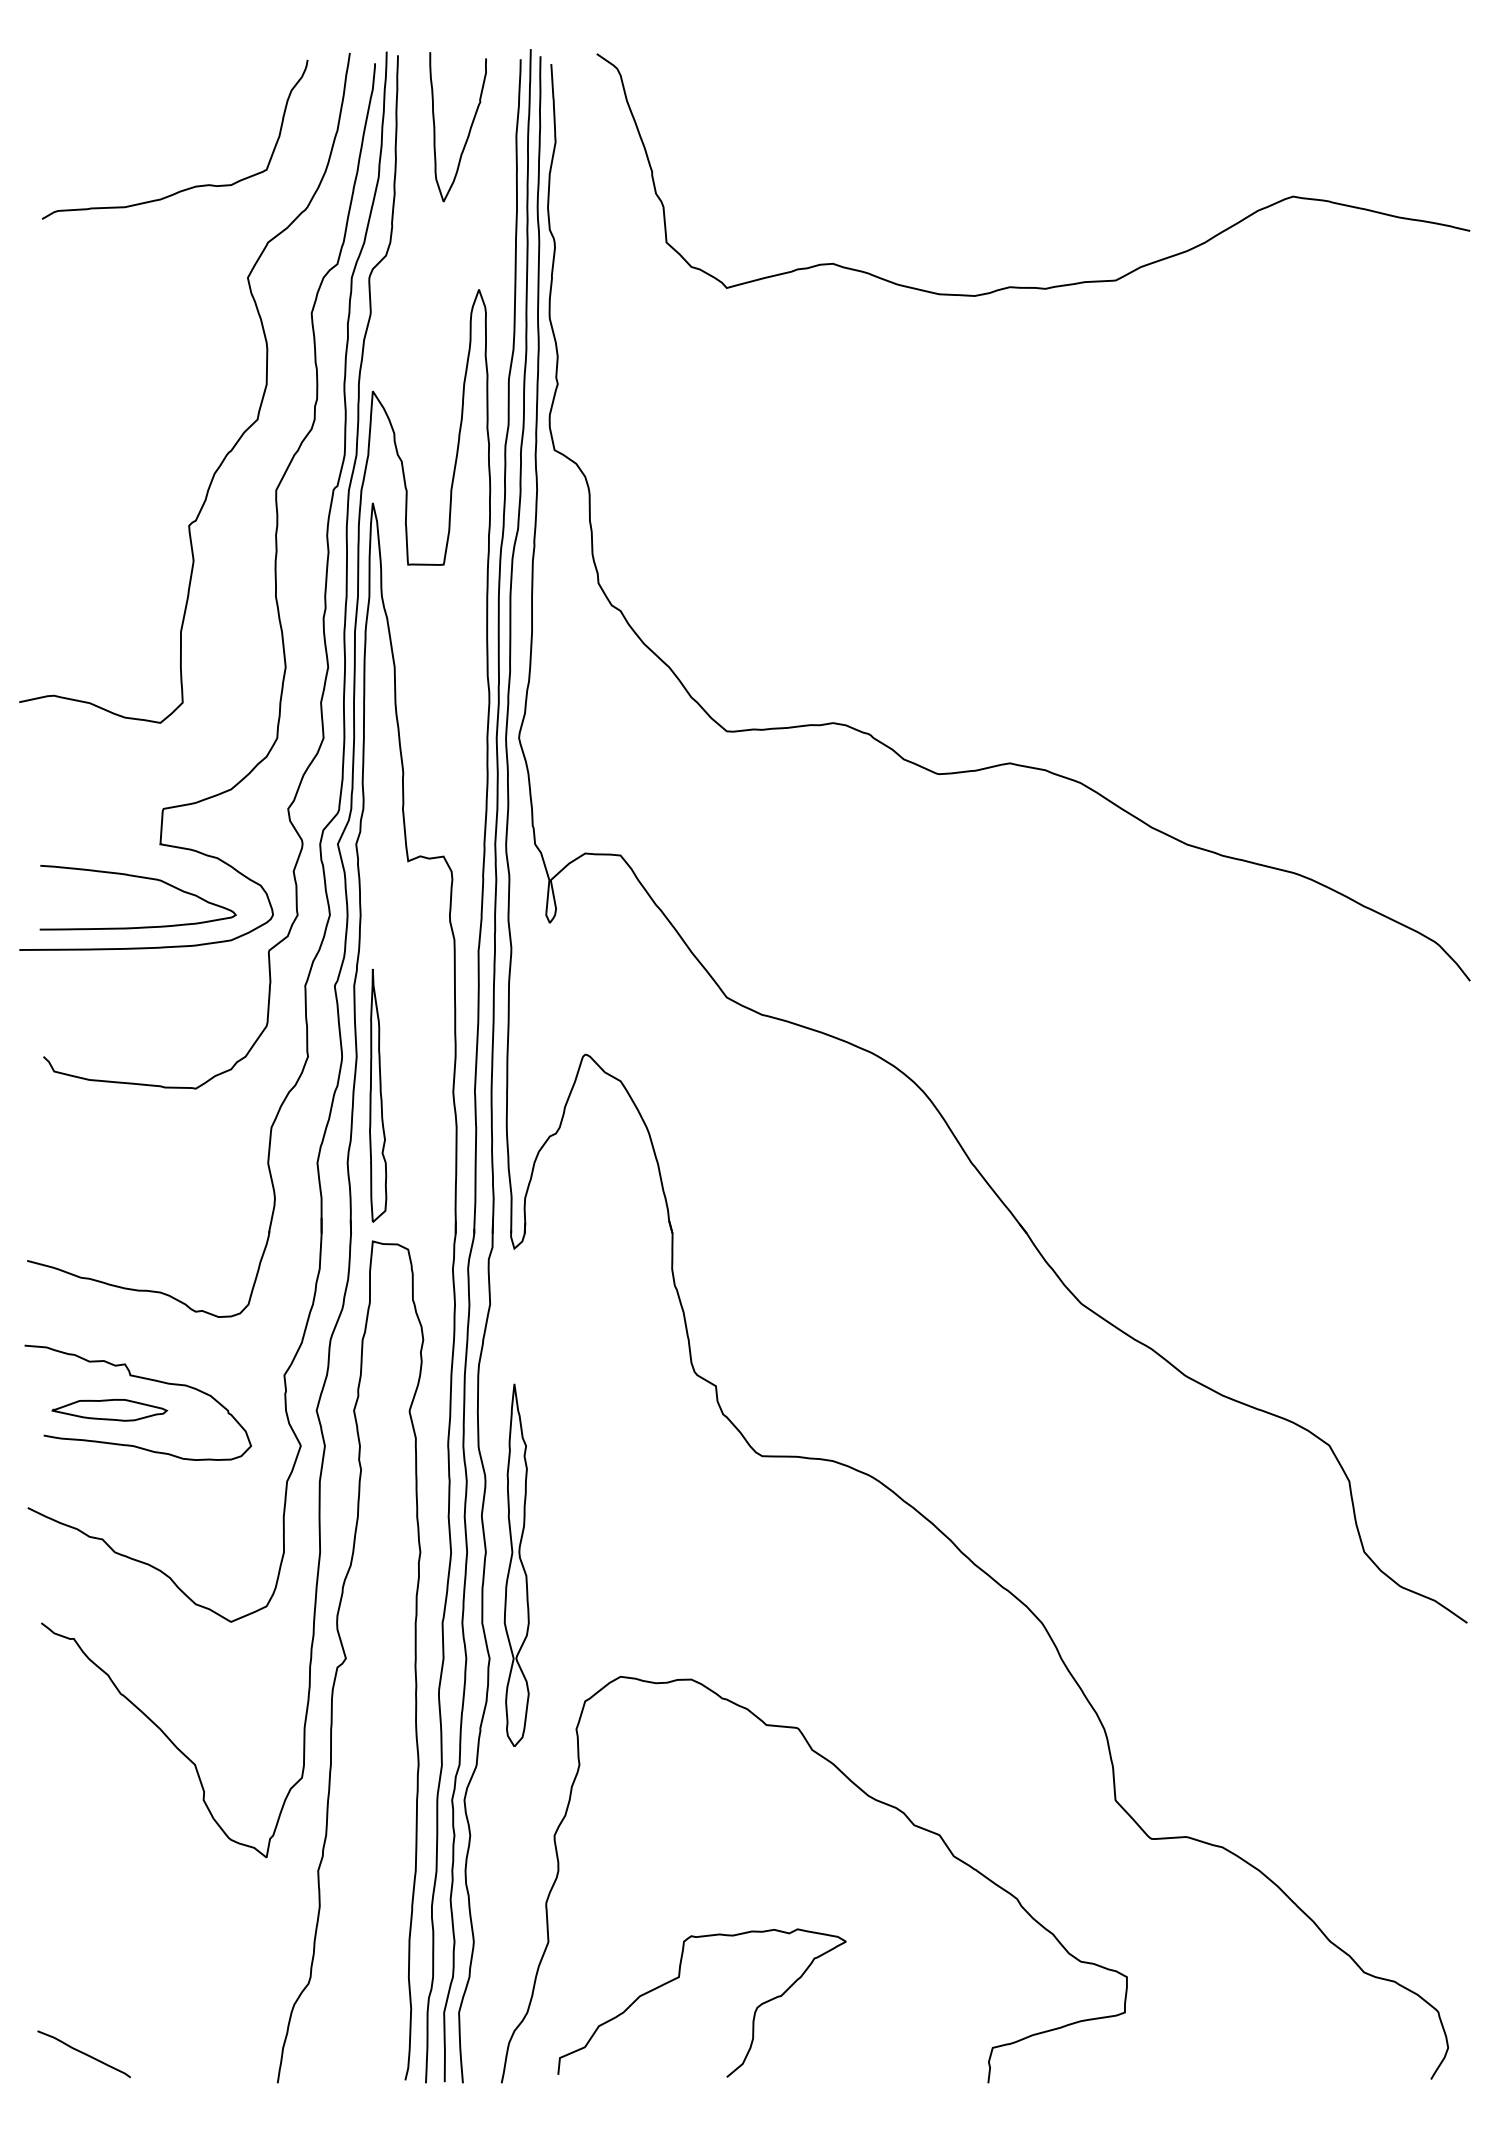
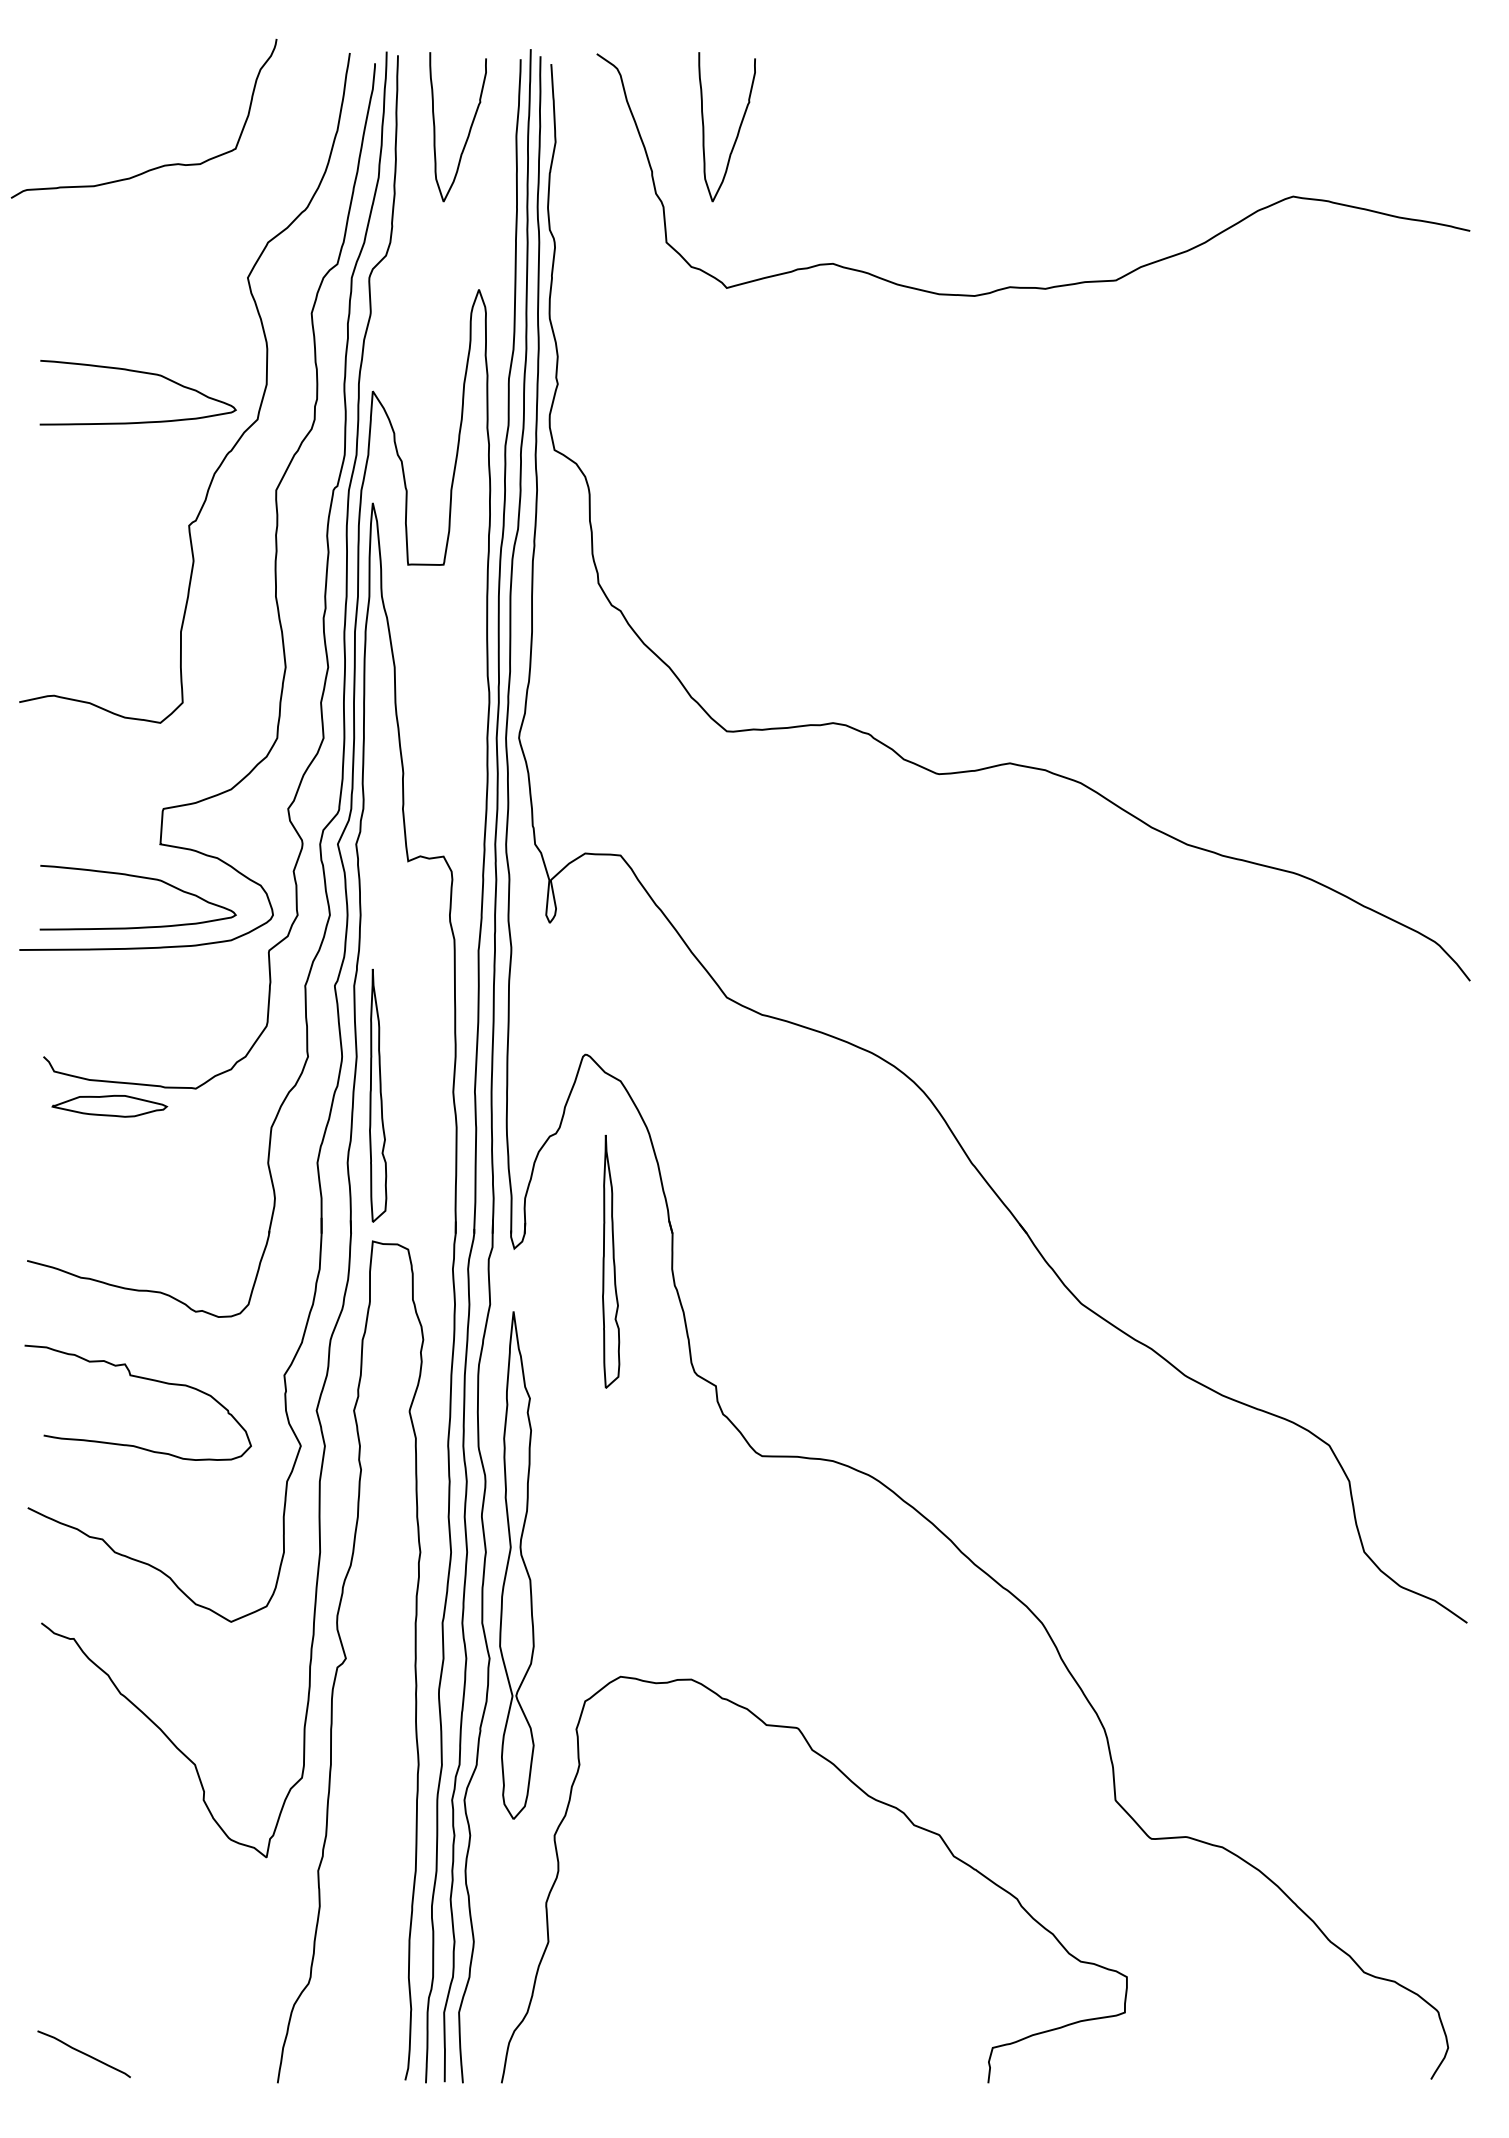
curve: none -> present (738, 128)
curve position: (189, 187) -> (158, 166) (158, 166)
curve: none -> present (141, 373)
part: none -> present (611, 1261)
part position: (109, 1409) -> (109, 1105) (109, 1105)
part size: 27x364 px -> 36x509 px (516, 1565)
curve: present -> none (678, 1978)
